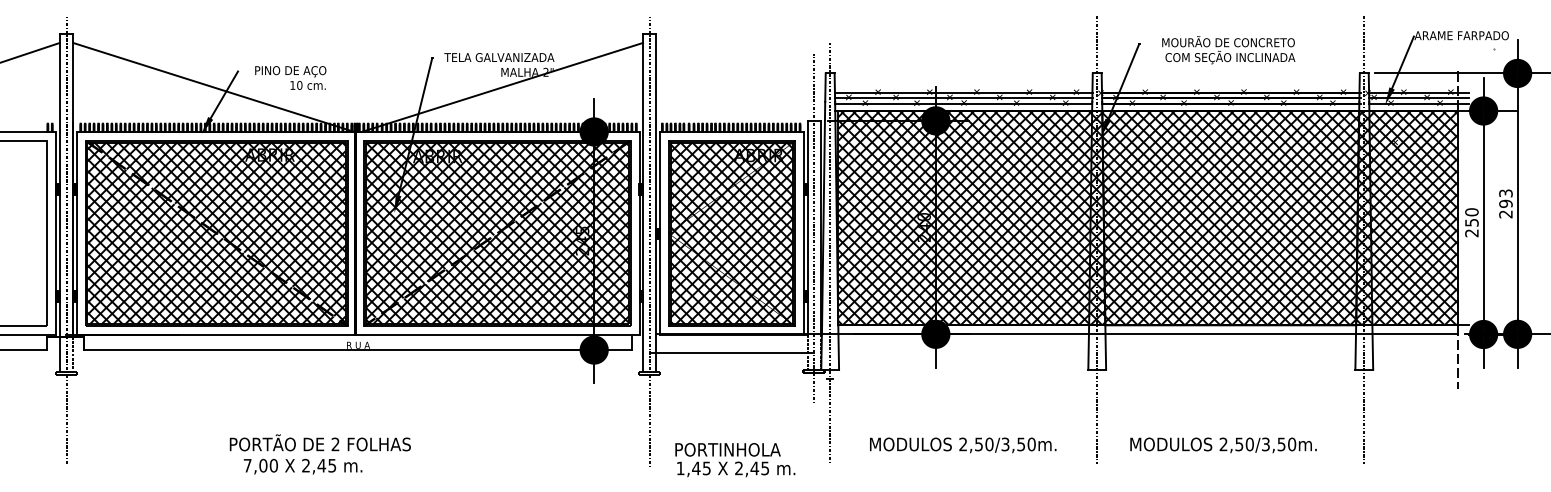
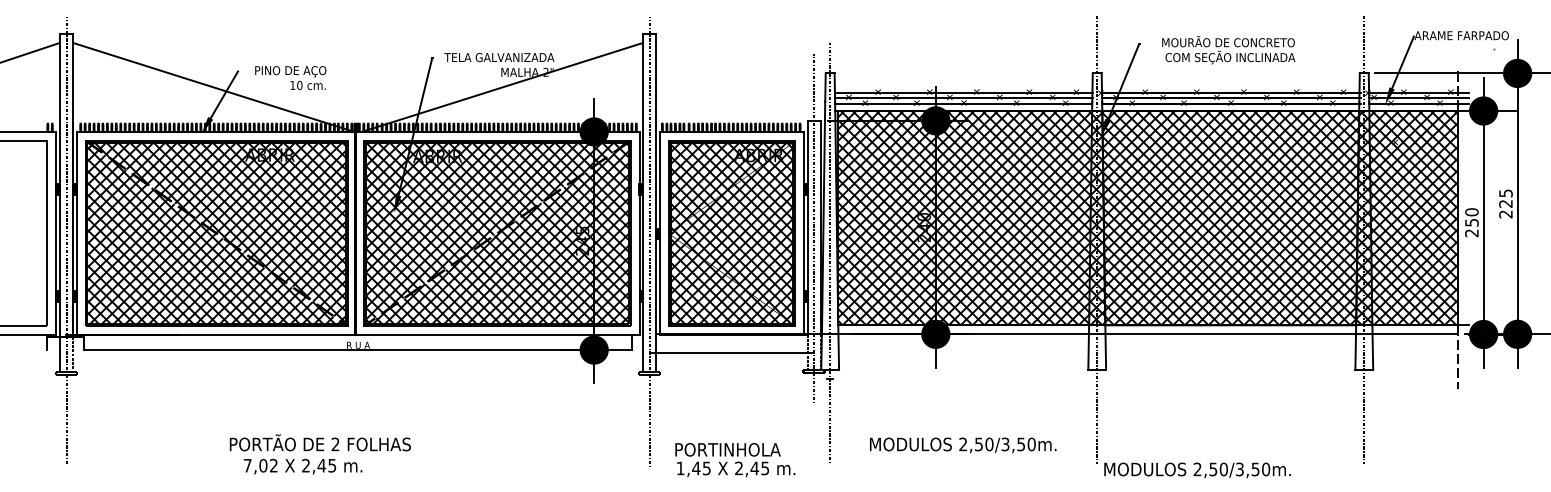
text: 293 -> 225 (1505, 198)
line: present -> none (24, 350)
text position: (1223, 445) -> (1197, 470) (1197, 470)
text: 7,00 -> 7,02 (273, 465)
